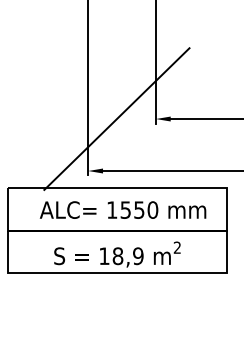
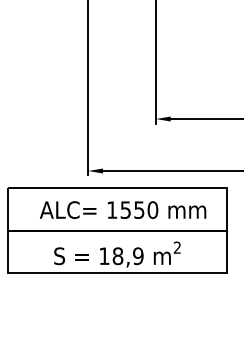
line: present -> none (116, 118)
